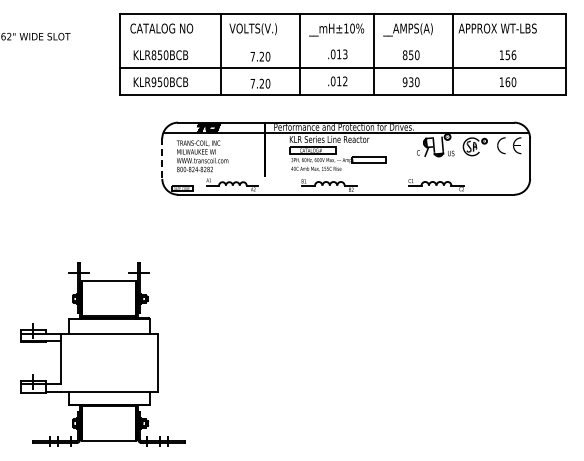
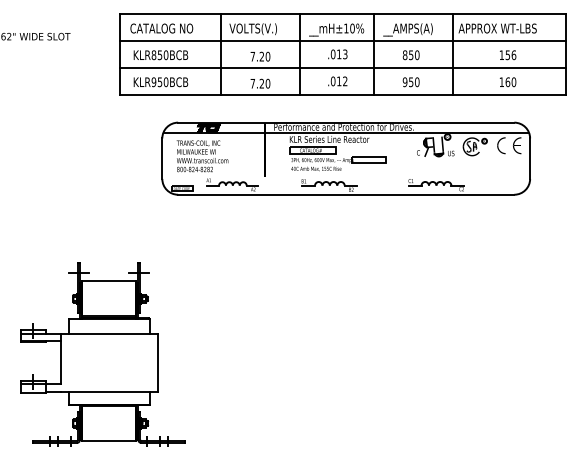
line: none -> present (343, 41)
text: 930 -> 950 (411, 81)
line: dashed -> solid (162, 159)
